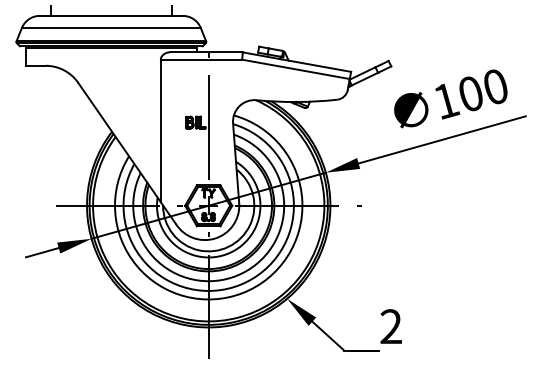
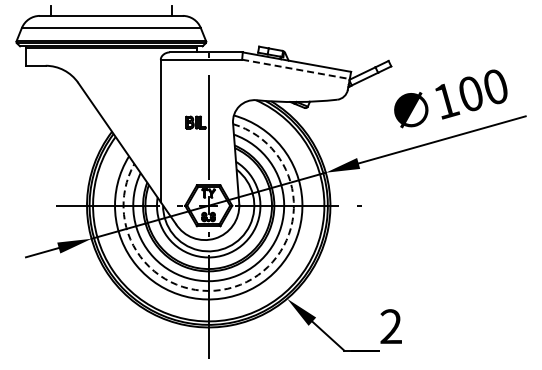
line: solid -> dashed (295, 69)
arc: solid -> dashed (240, 284)
